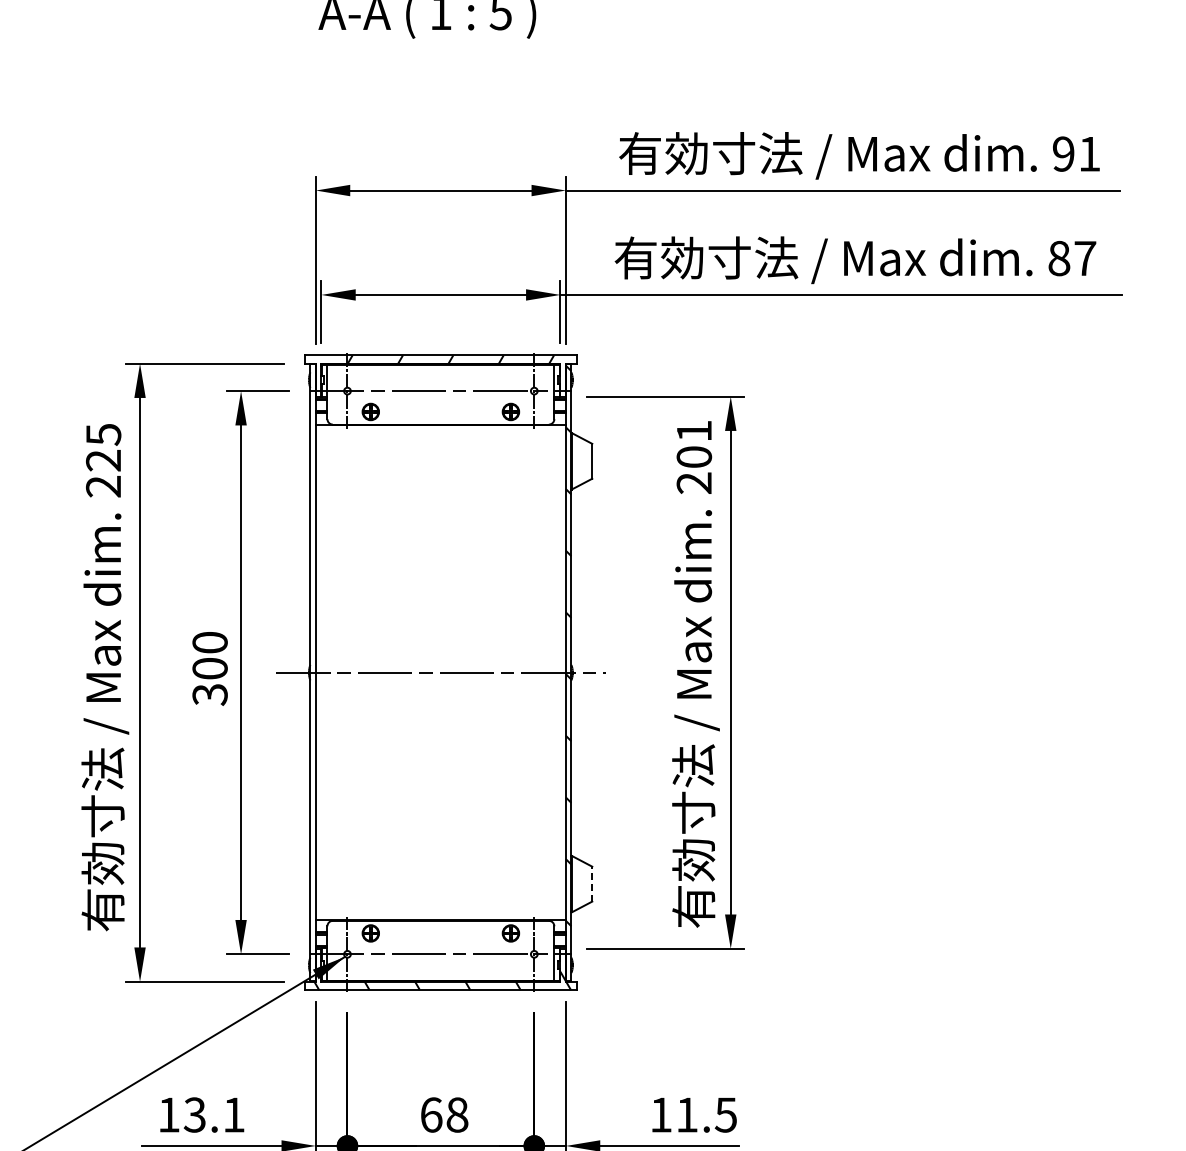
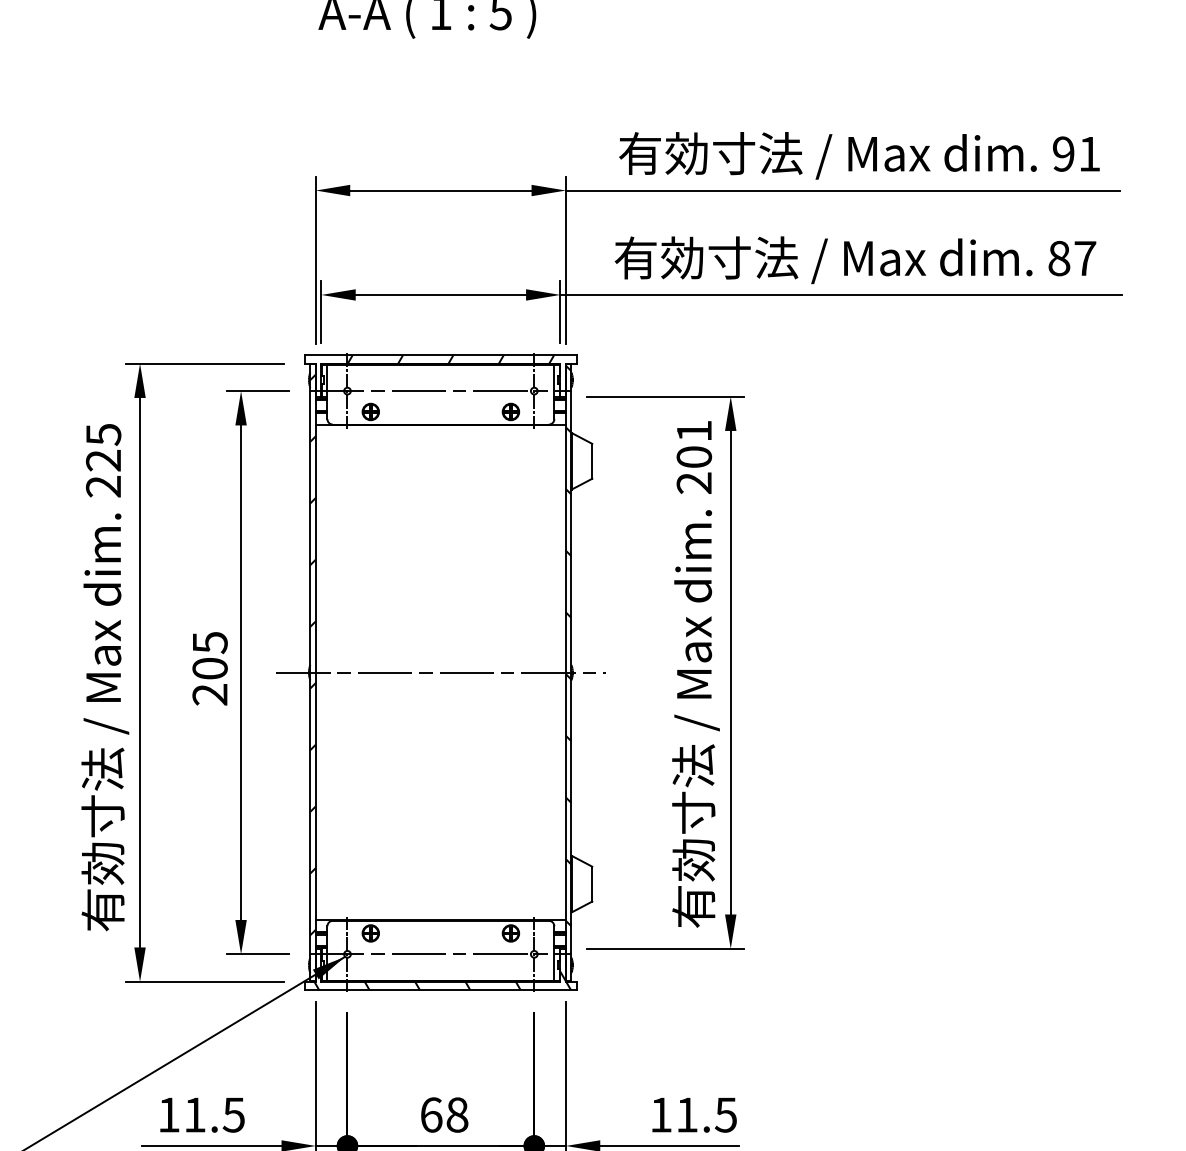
hatch: none -> present (312, 654)
text: 300 -> 205 (209, 668)
line: dashed -> solid (592, 883)
text: 13.1 -> 11.5 (213, 1114)
